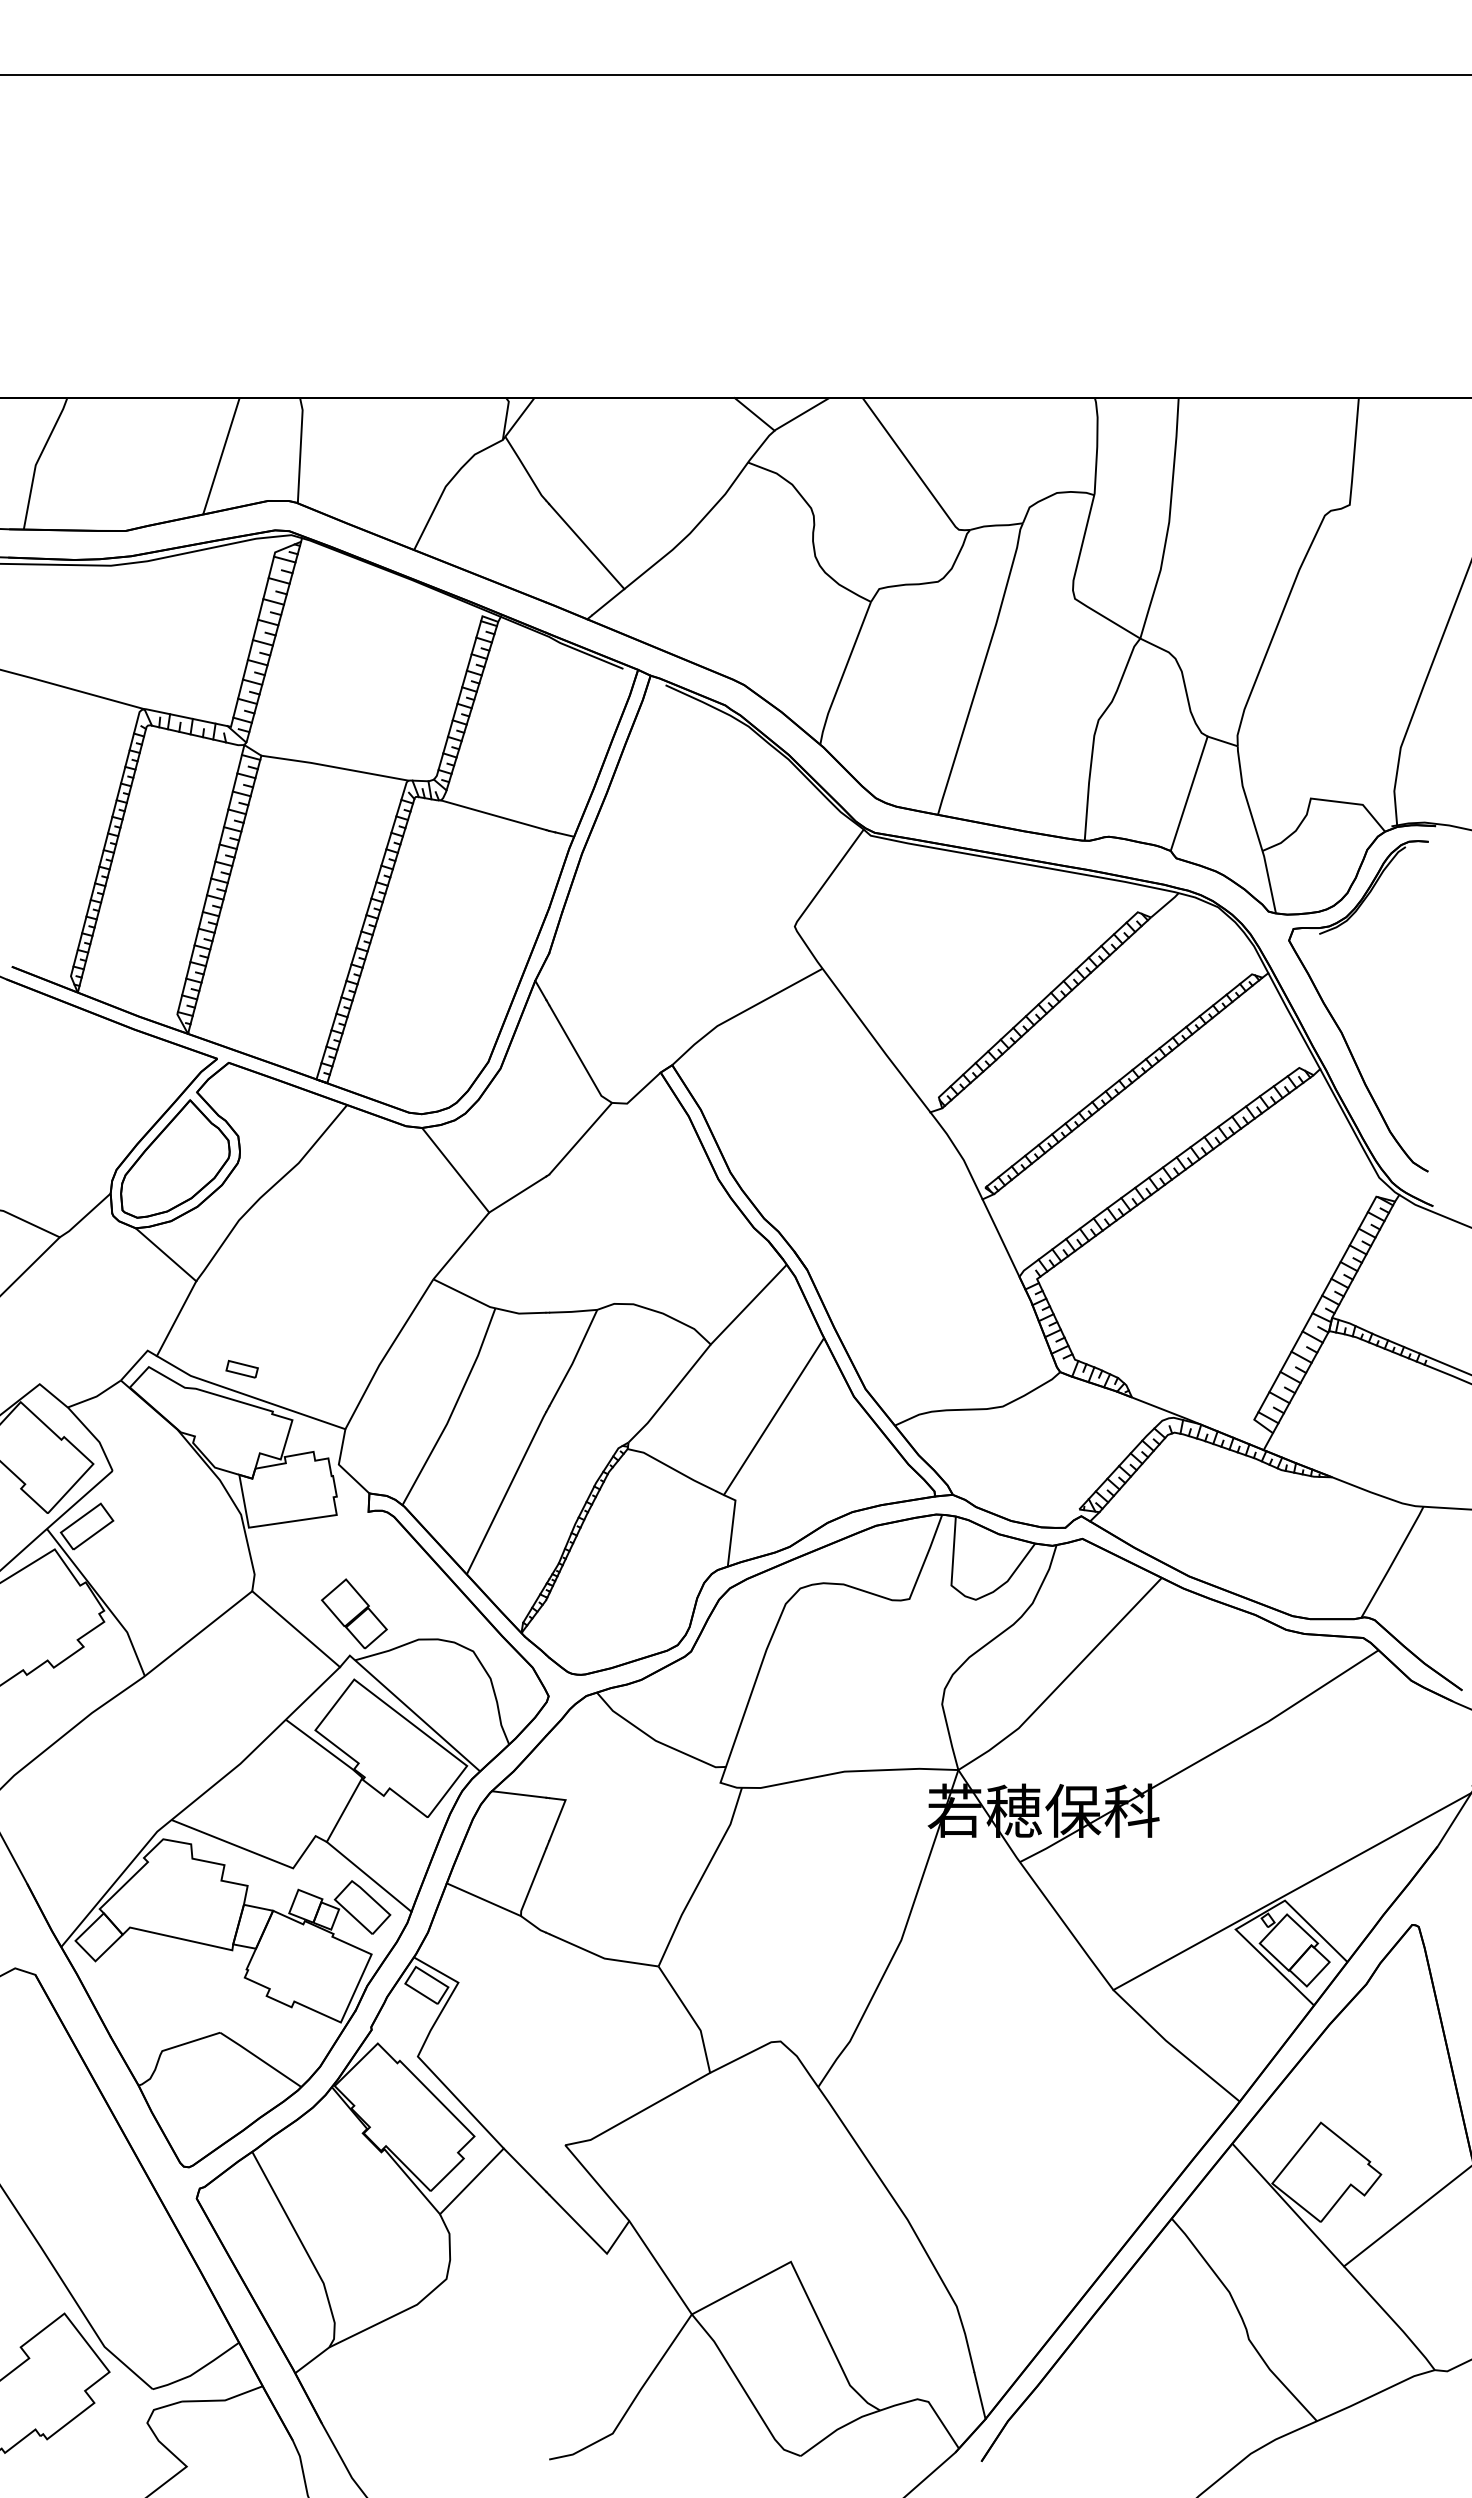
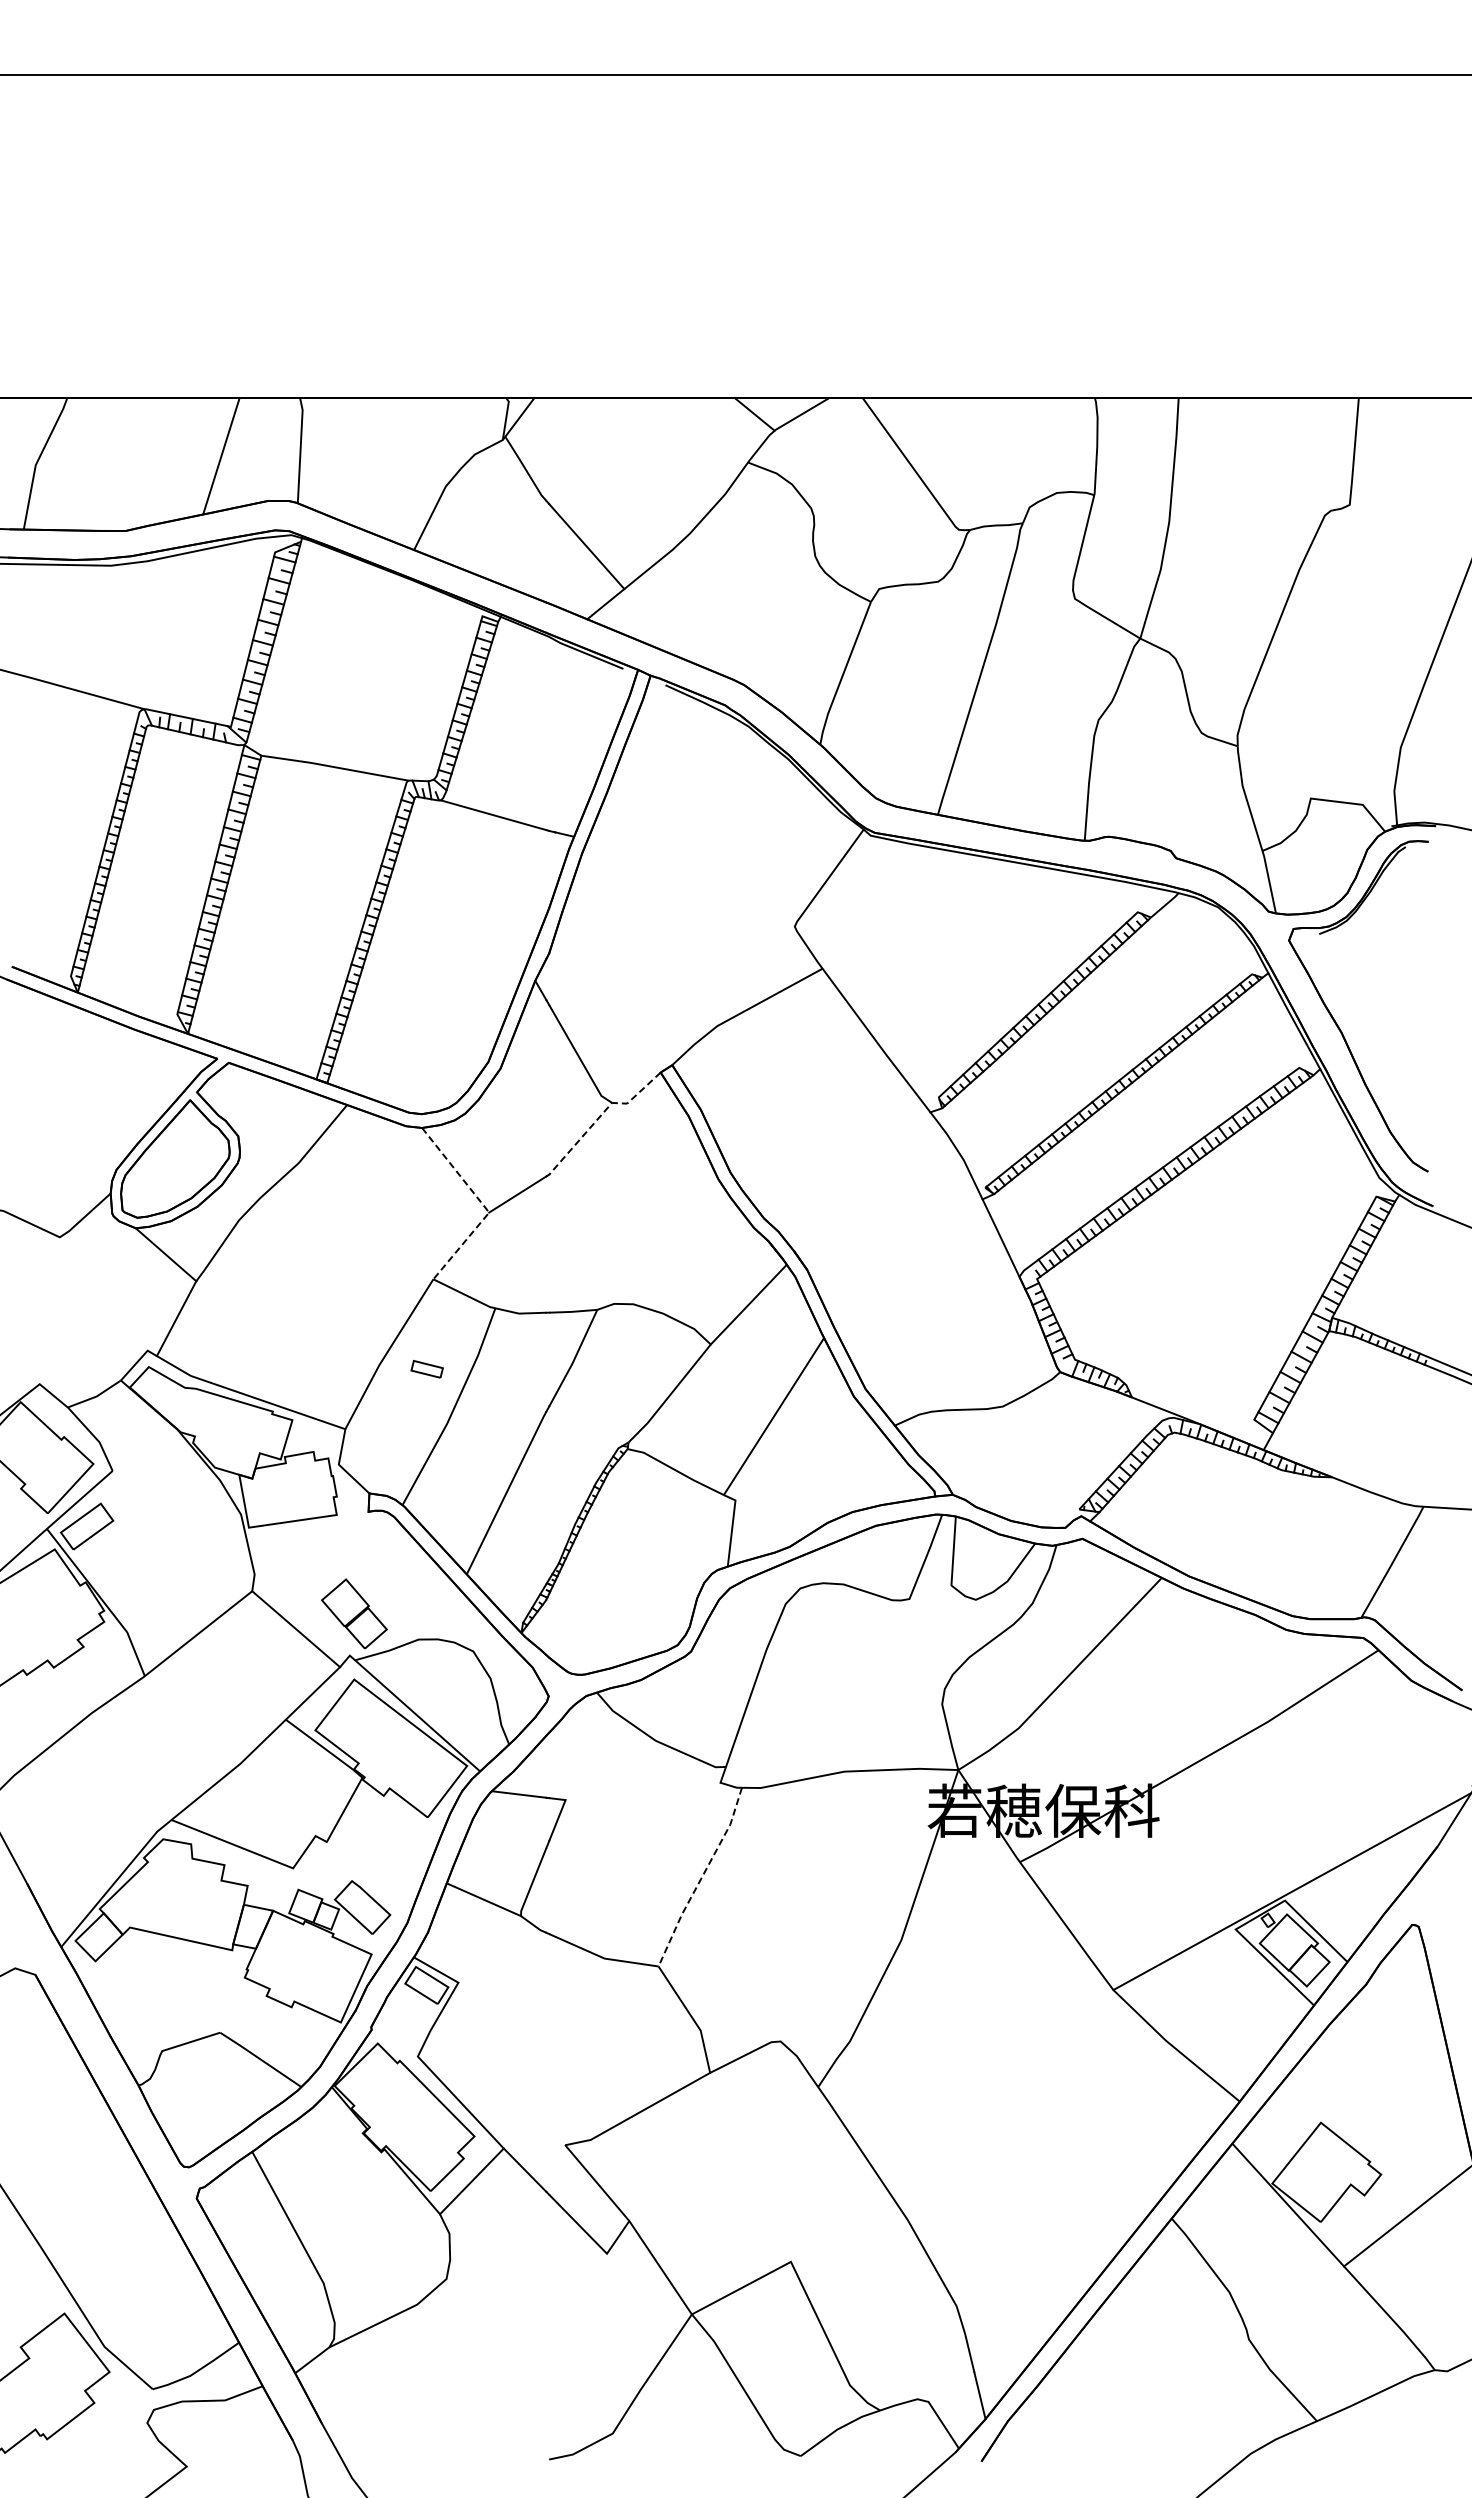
line: present -> none (1188, 793)
line: solid -> dashed (601, 1114)
line: solid -> dashed (483, 1205)
line: present -> none (30, 1265)
part position: (241, 1368) -> (426, 1368) (426, 1368)
line: present -> none (368, 1876)
line: solid -> dashed (701, 1877)
